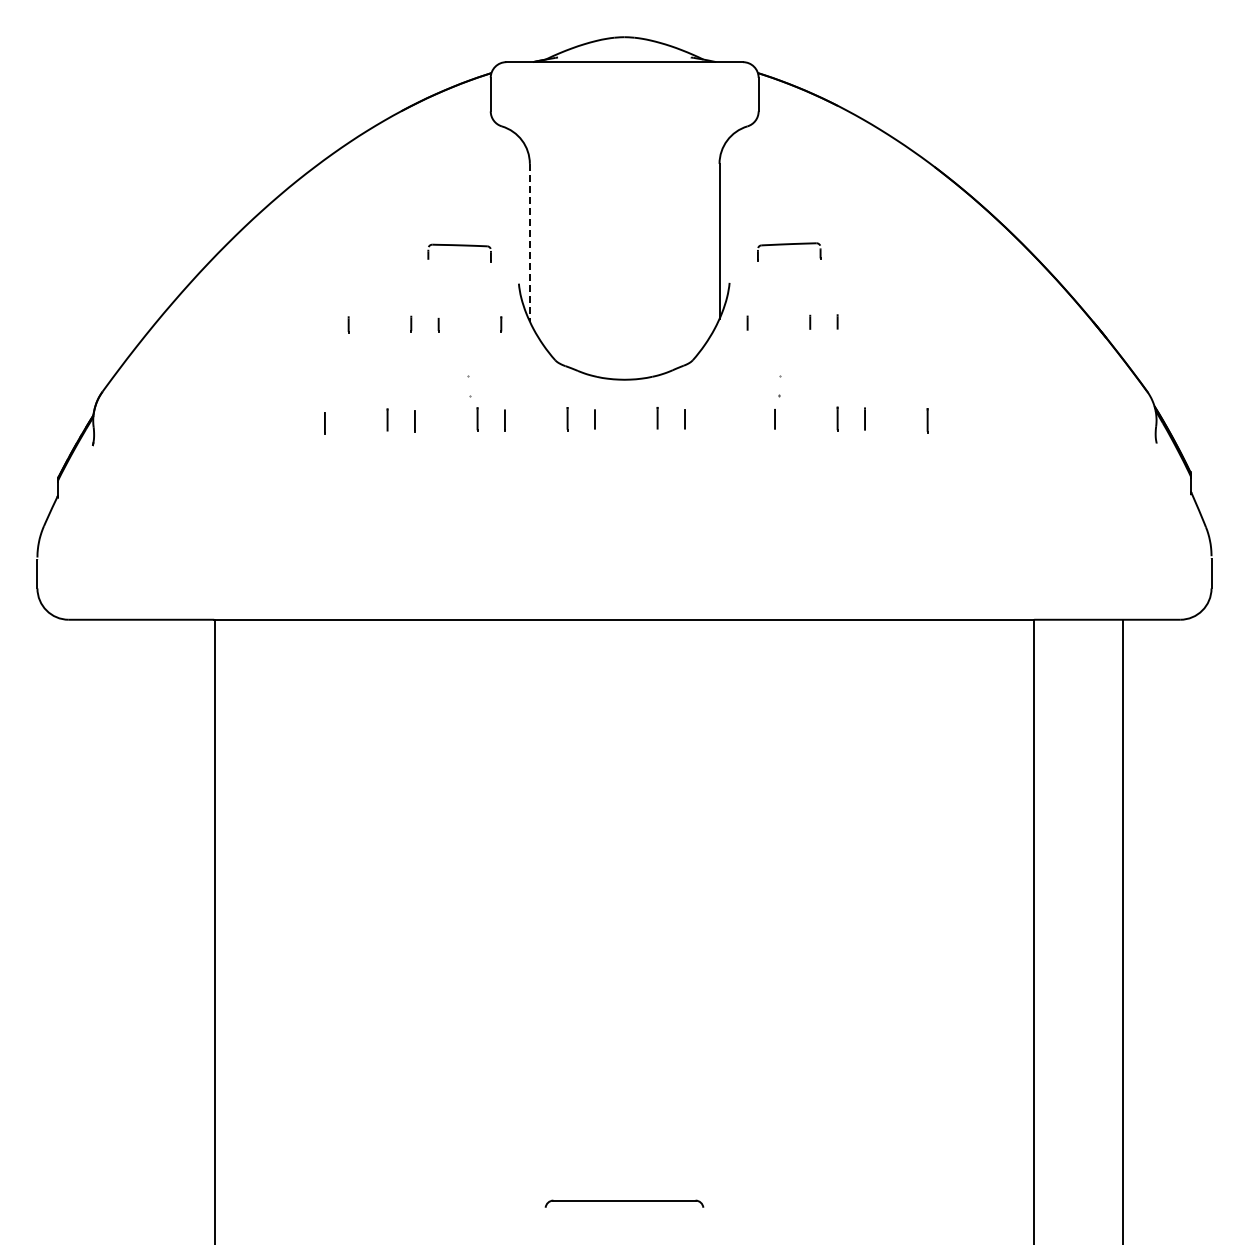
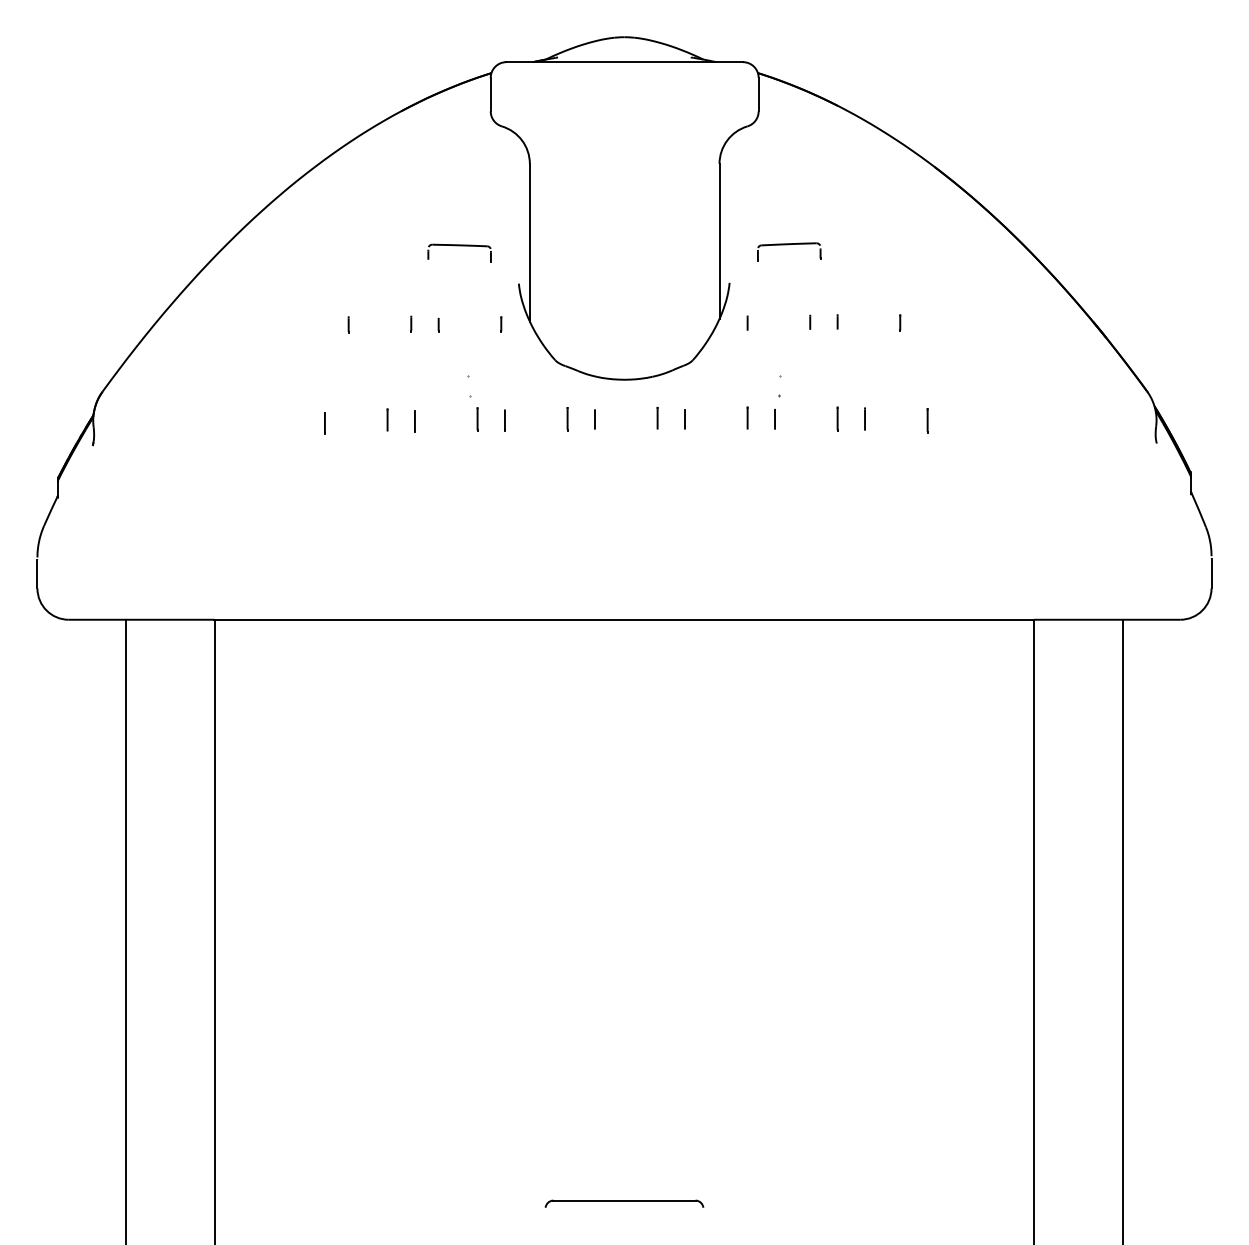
line: dashed -> solid (529, 242)
line: none -> present (900, 322)
line: none -> present (747, 417)
line: none -> present (125, 930)
